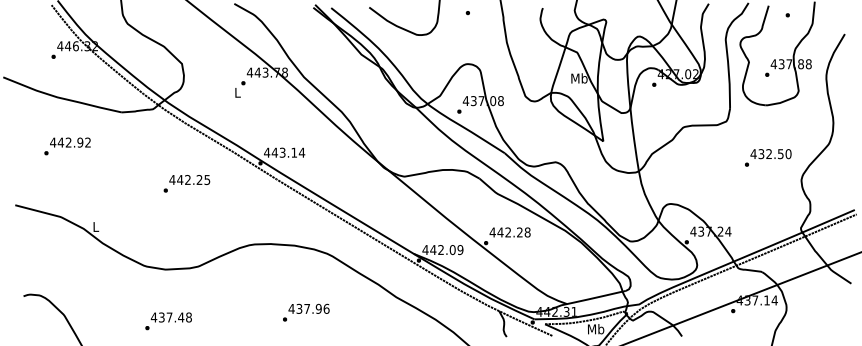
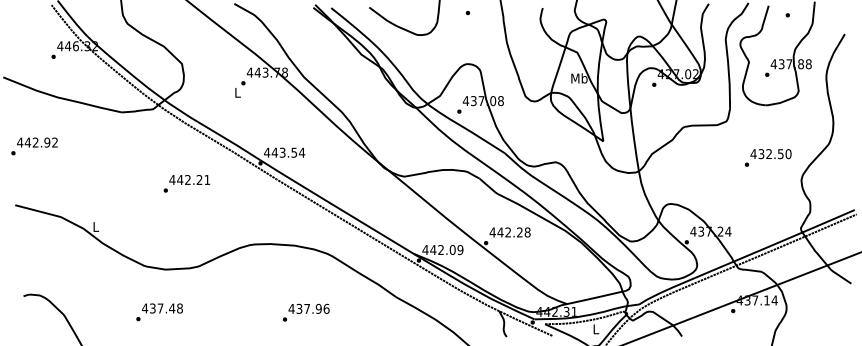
text position: (67, 146) -> (34, 146) (34, 146)
text: 443.14 -> 443.54 (294, 152)
text: 442.25 -> 442.21 (207, 180)
text position: (168, 321) -> (159, 312) (159, 312)
text: Mb -> L (596, 329)
